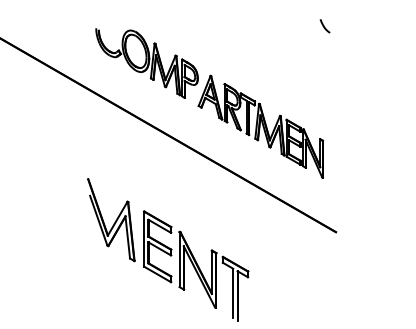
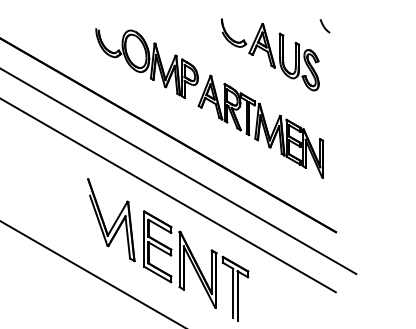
part: none -> present (269, 54)
line: none -> present (179, 171)
line: none -> present (168, 195)
line: none -> present (91, 273)
